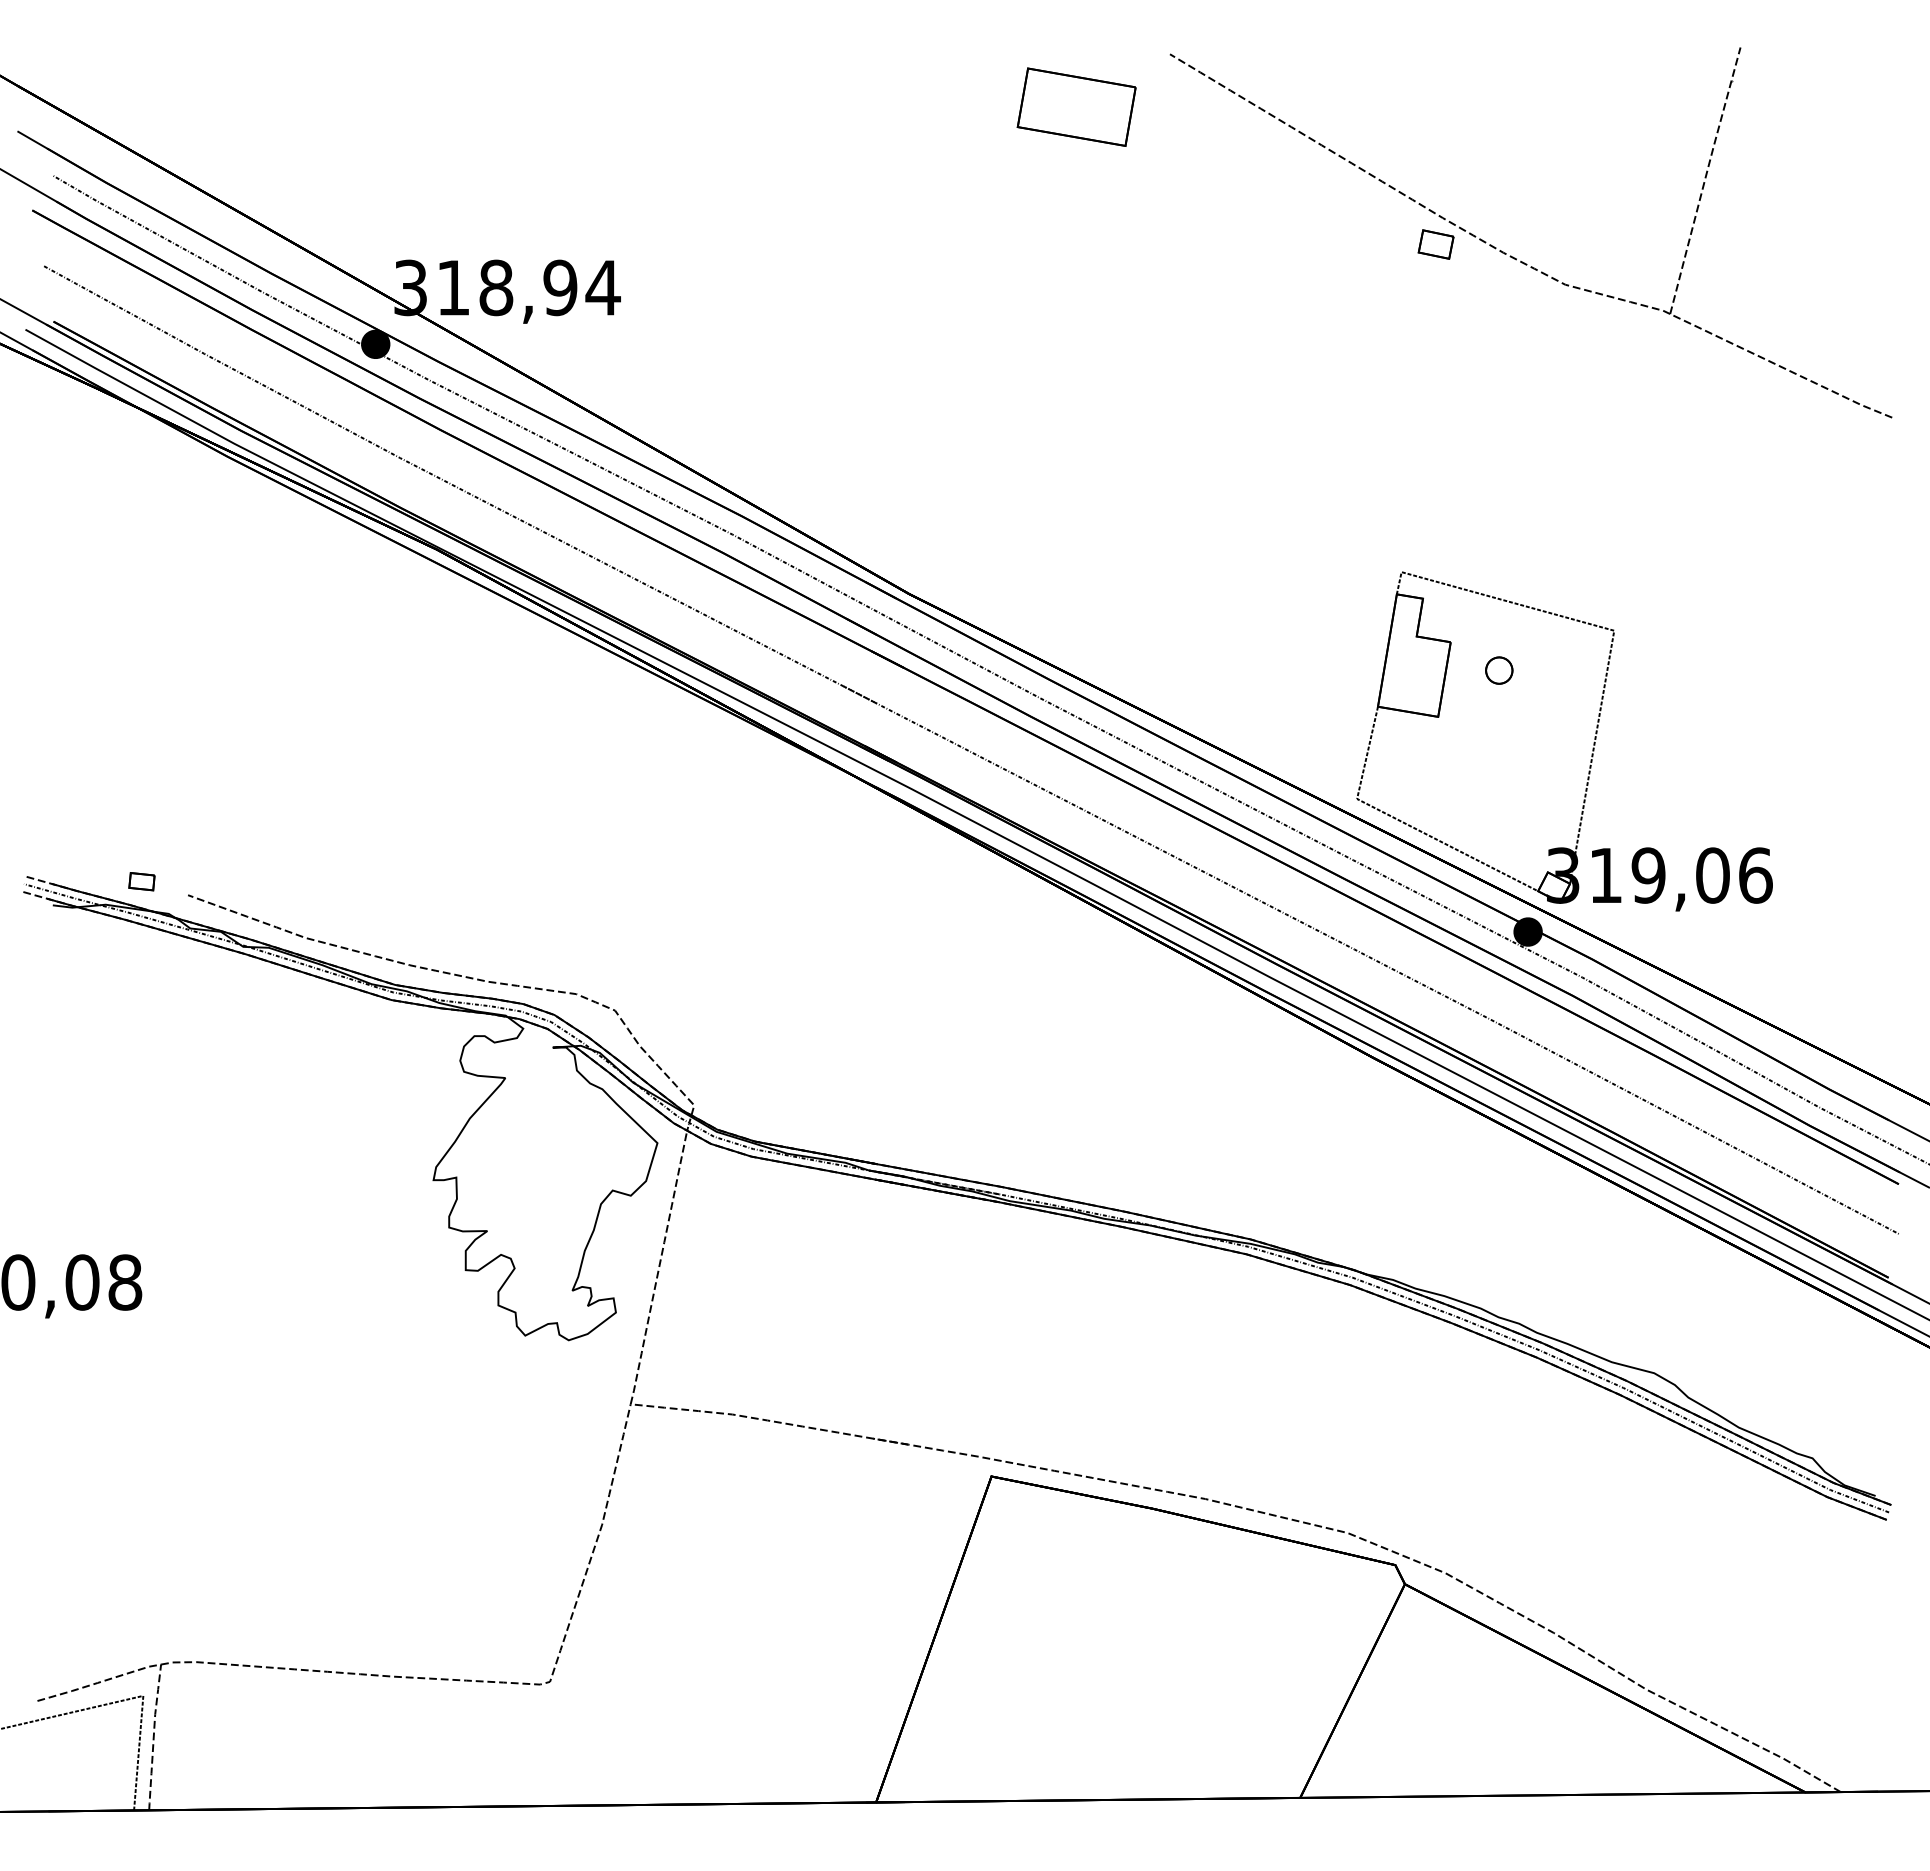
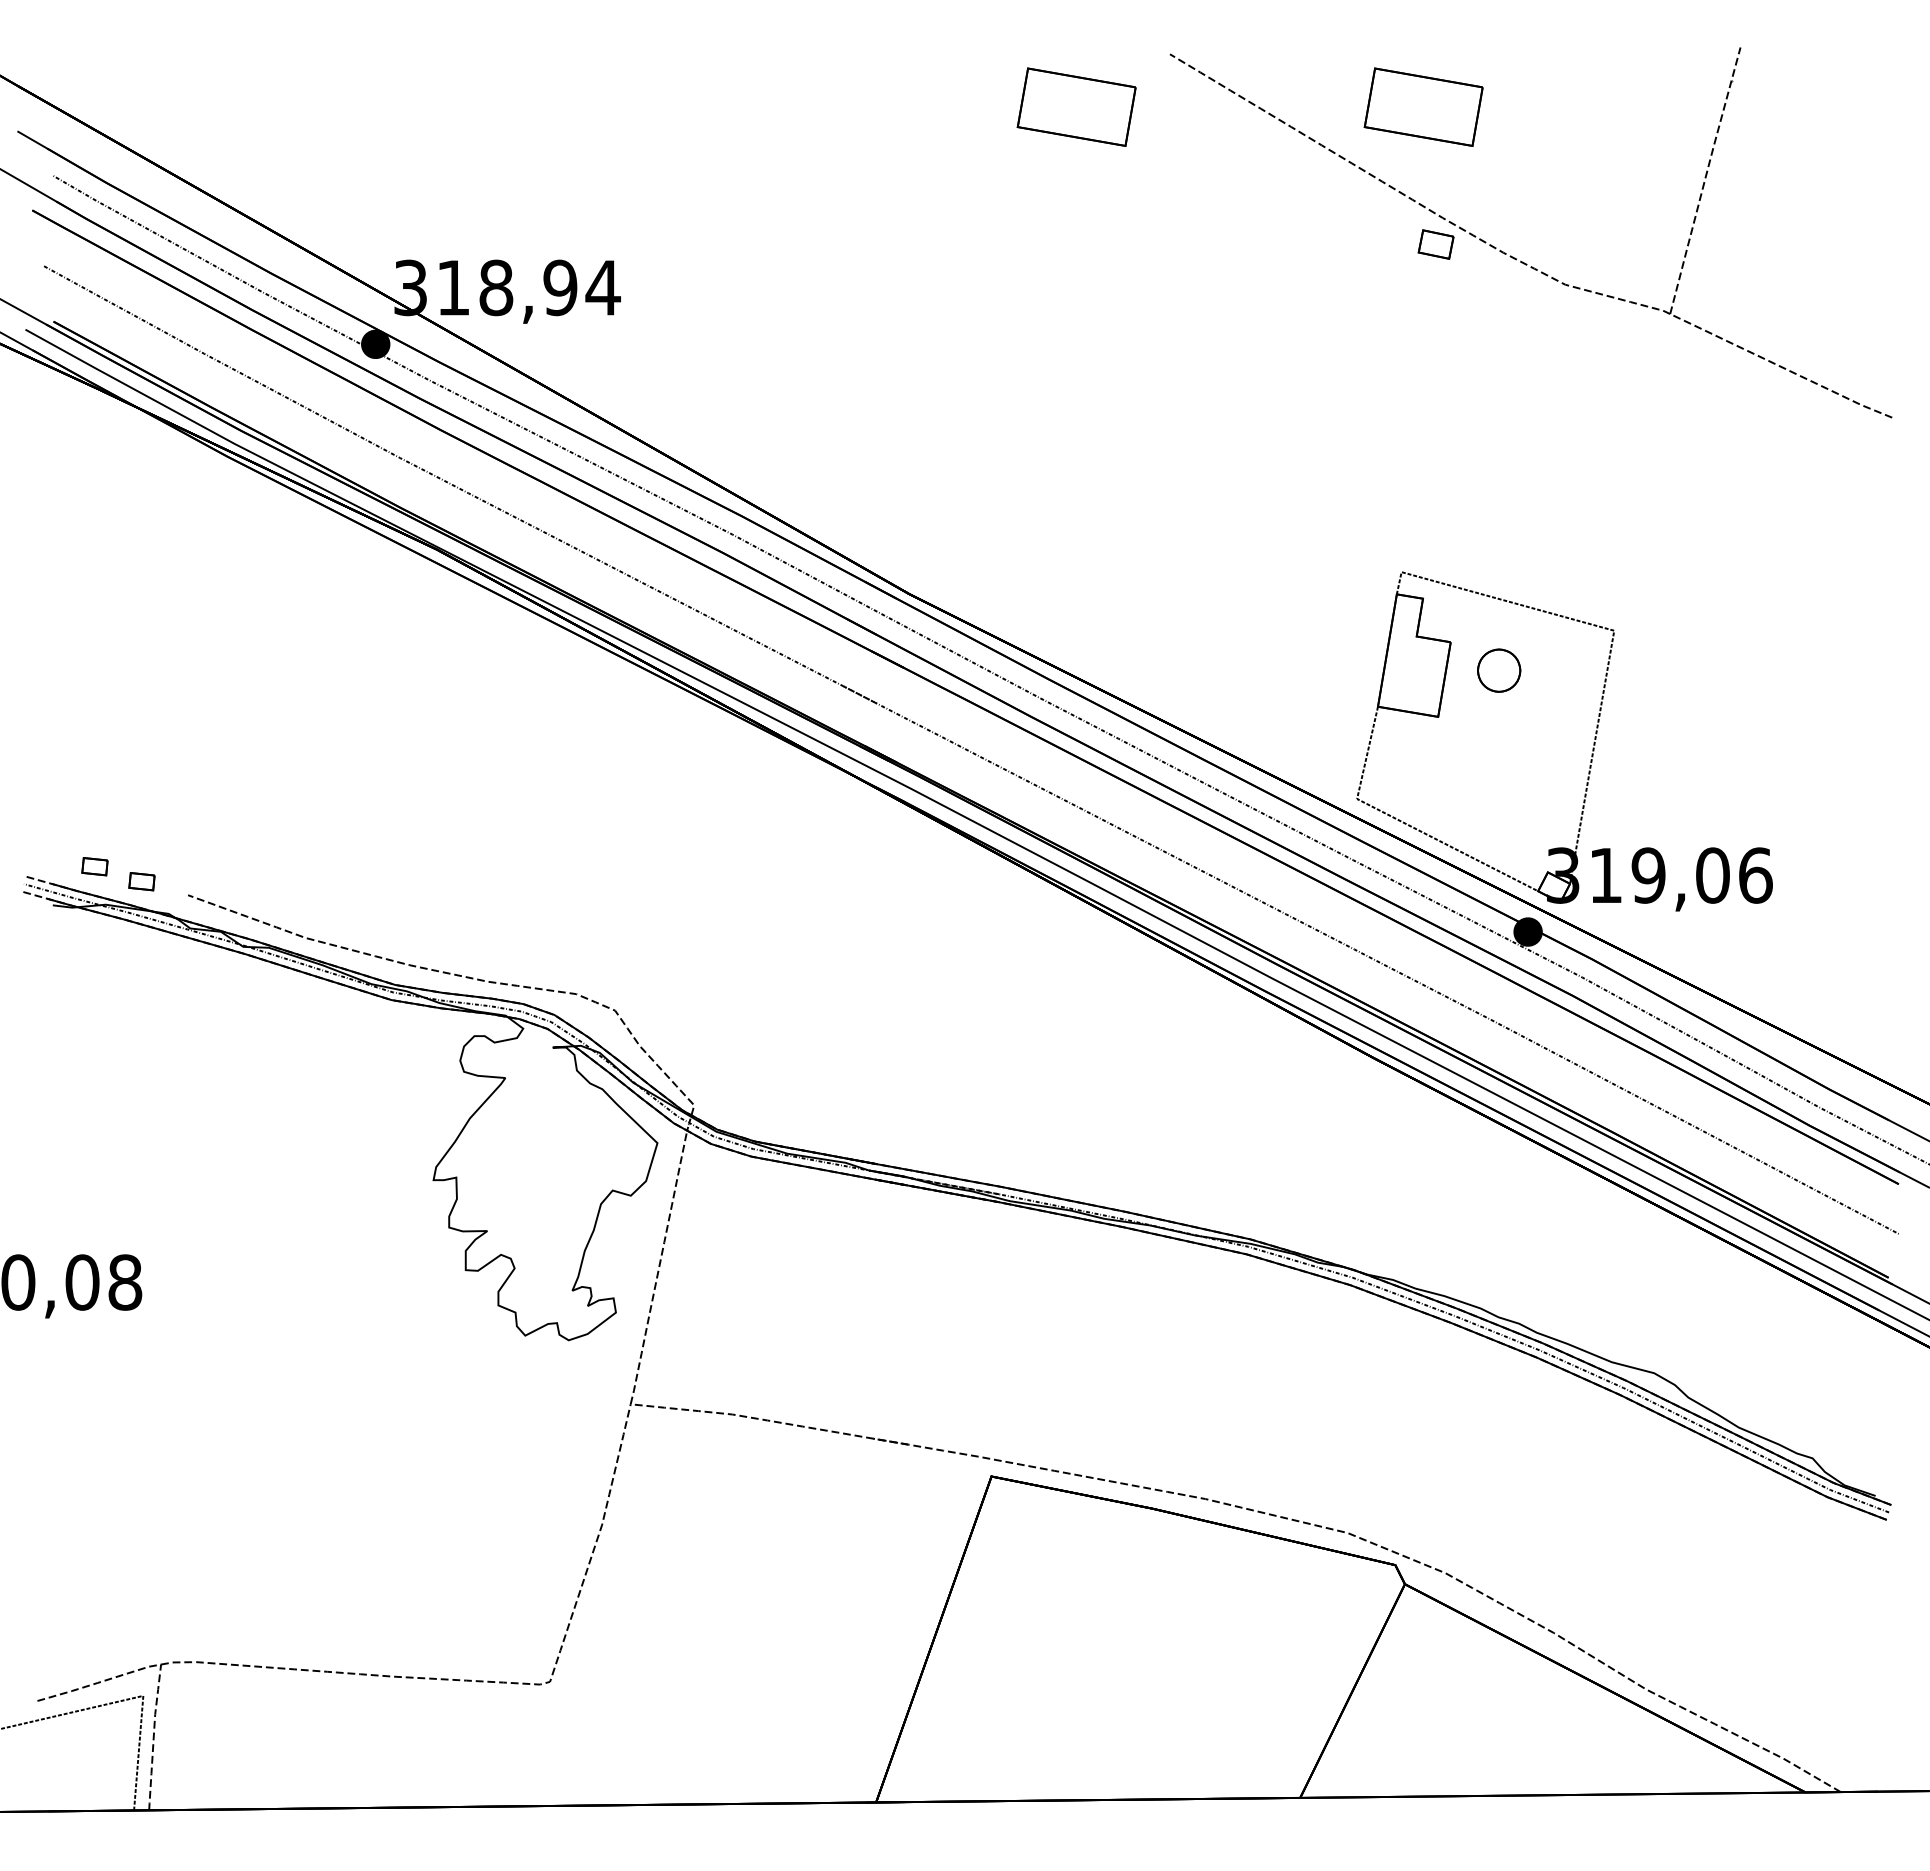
part: none -> present (1423, 106)
part size: 29x29 px -> 45x45 px (1499, 670)
part: none -> present (94, 866)
